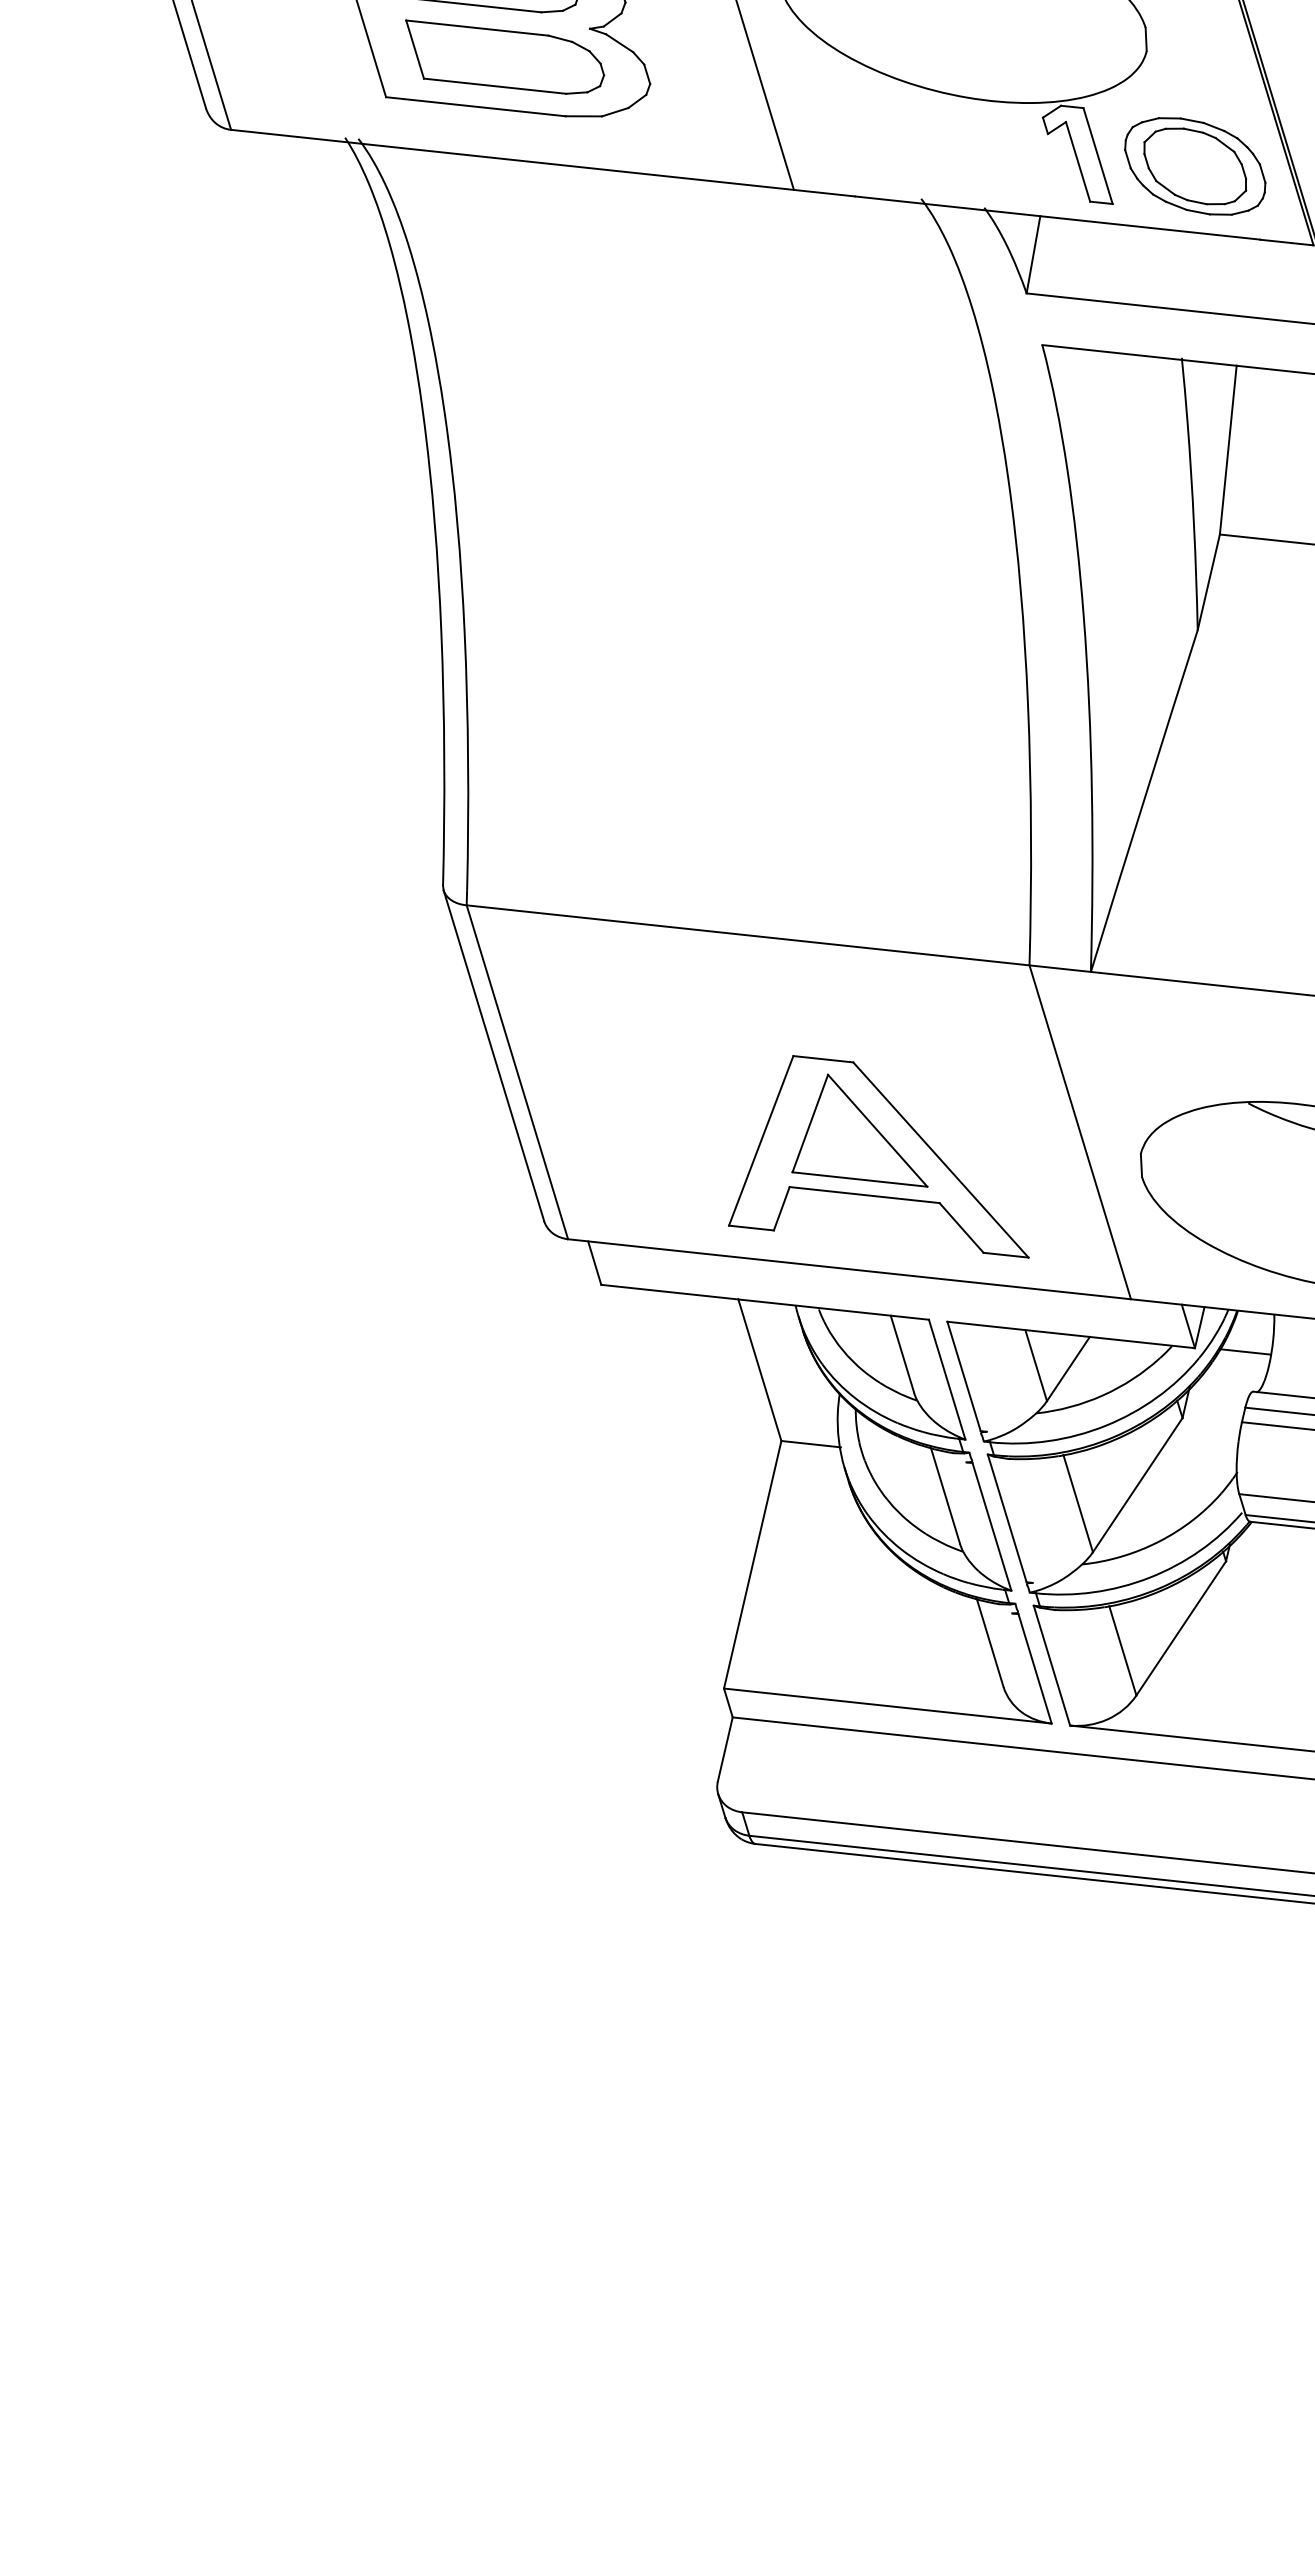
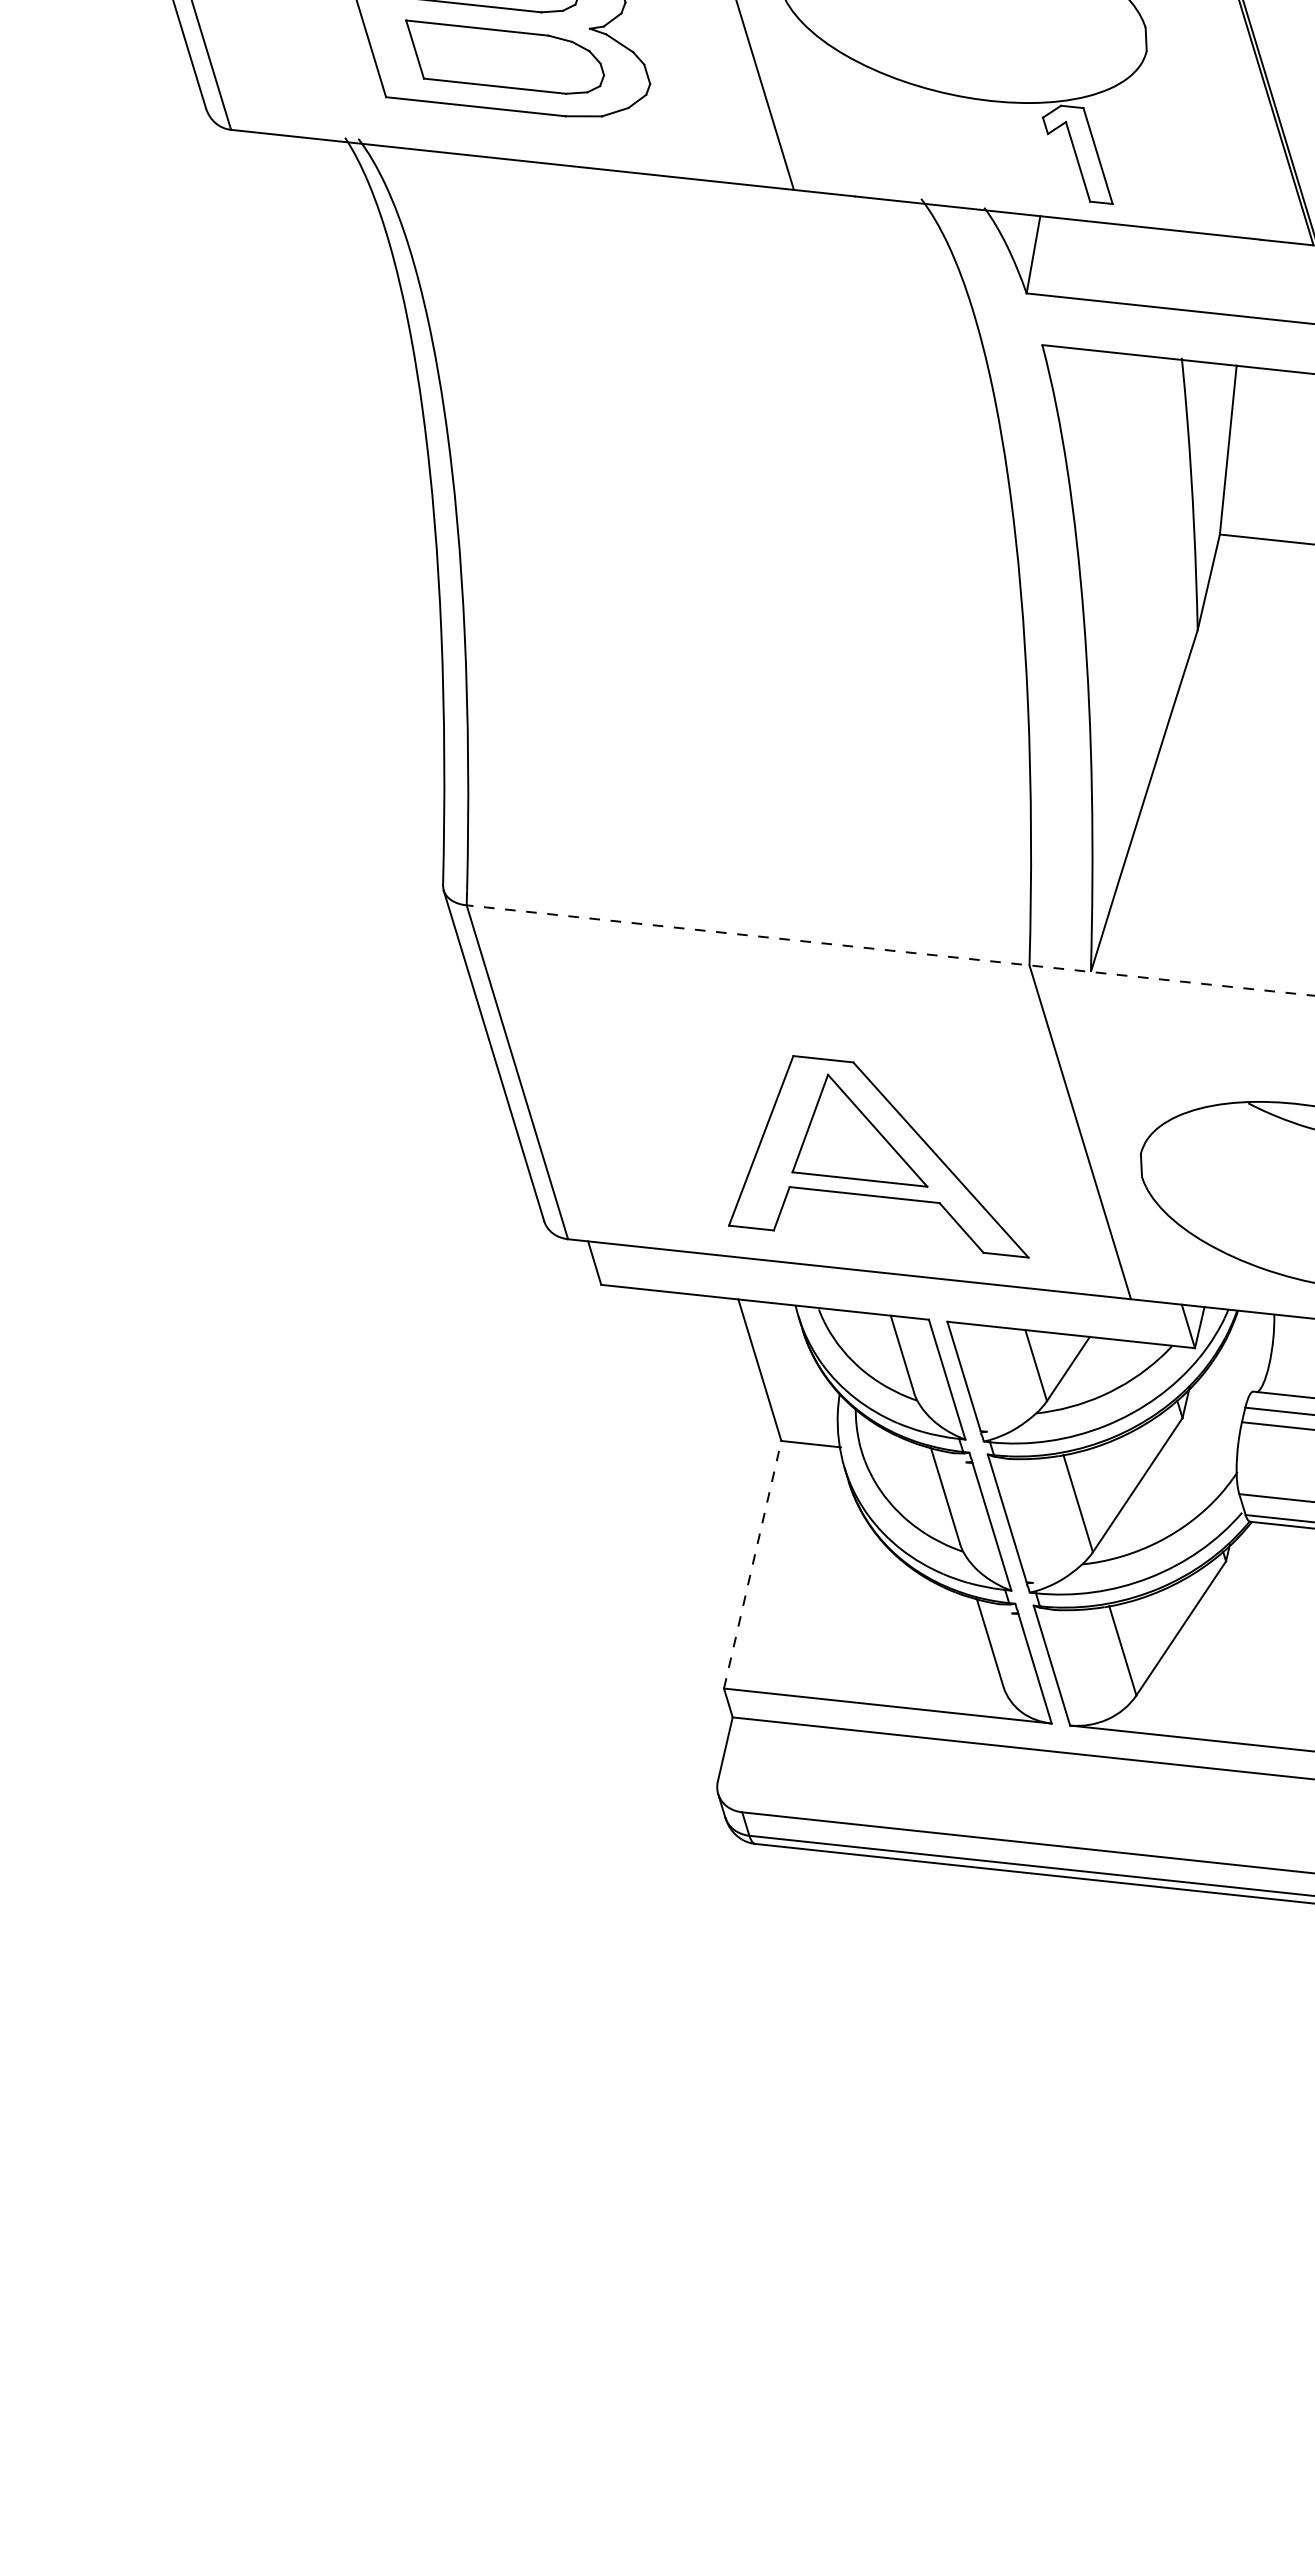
part: present -> none (1195, 166)
line: solid -> dashed (890, 950)
line: present -> none (1245, 1351)
line: solid -> dashed (752, 1564)
